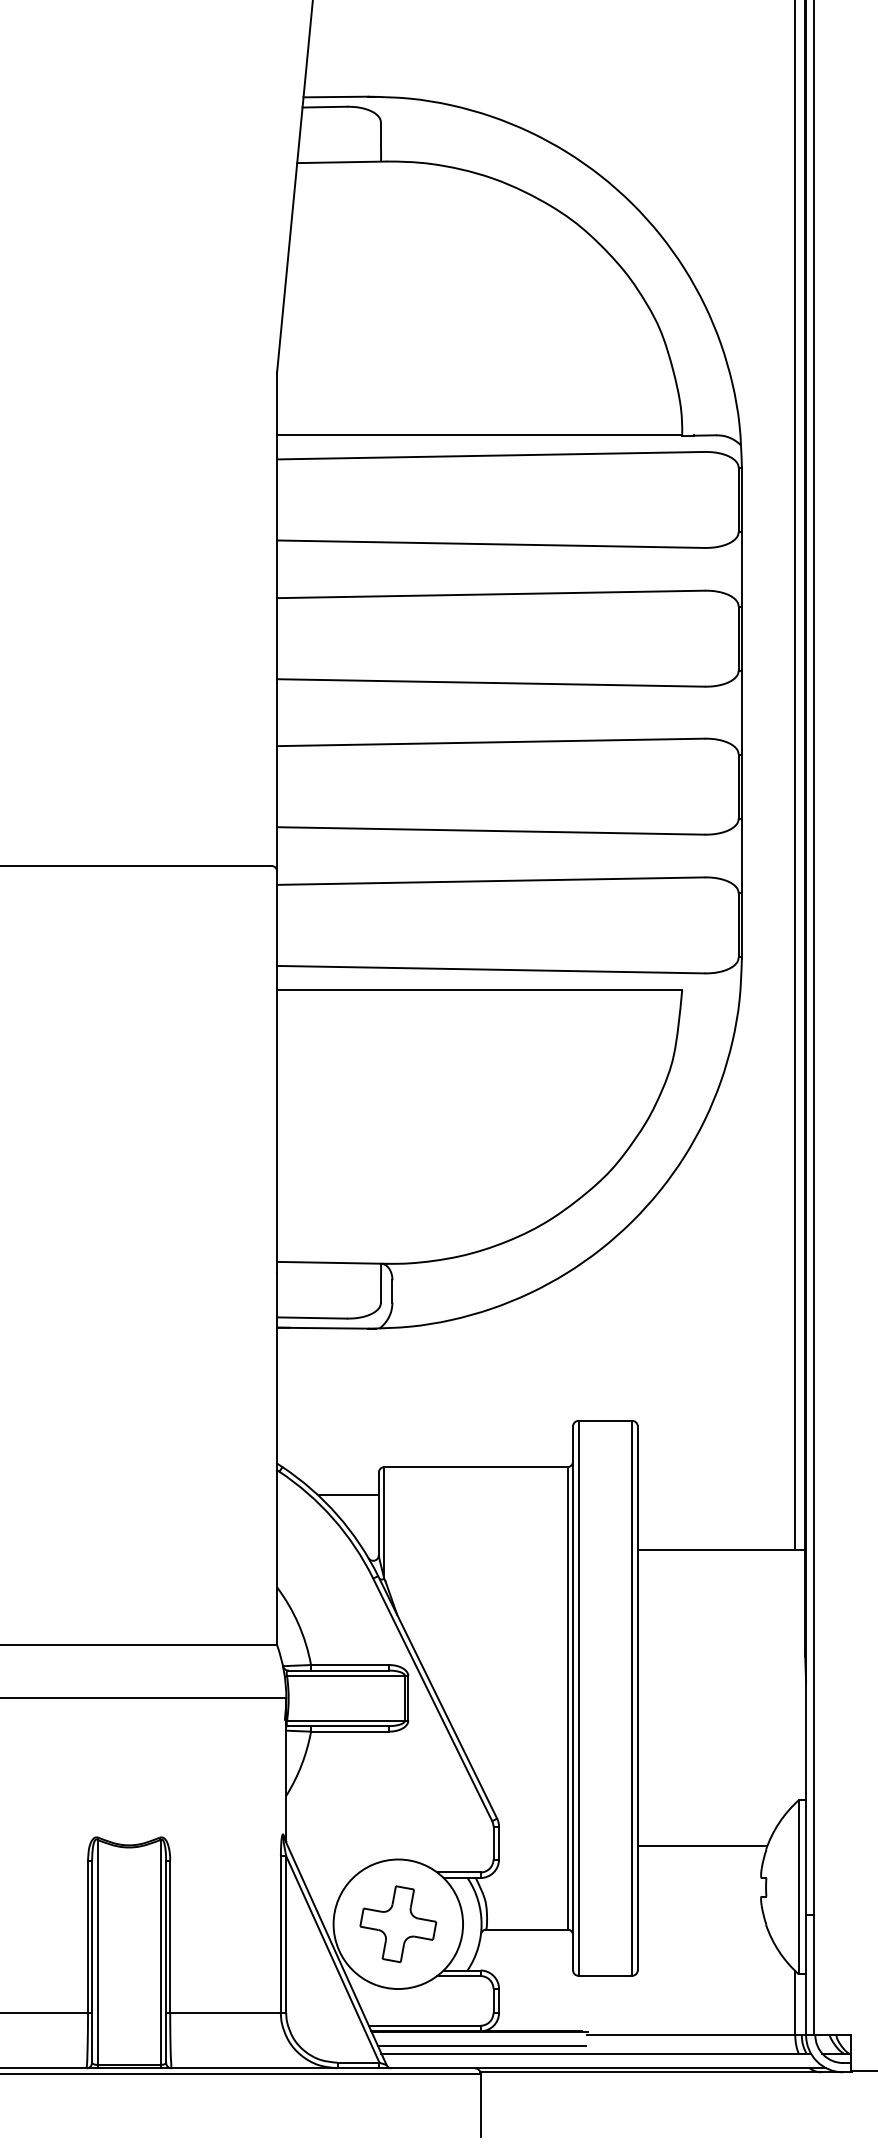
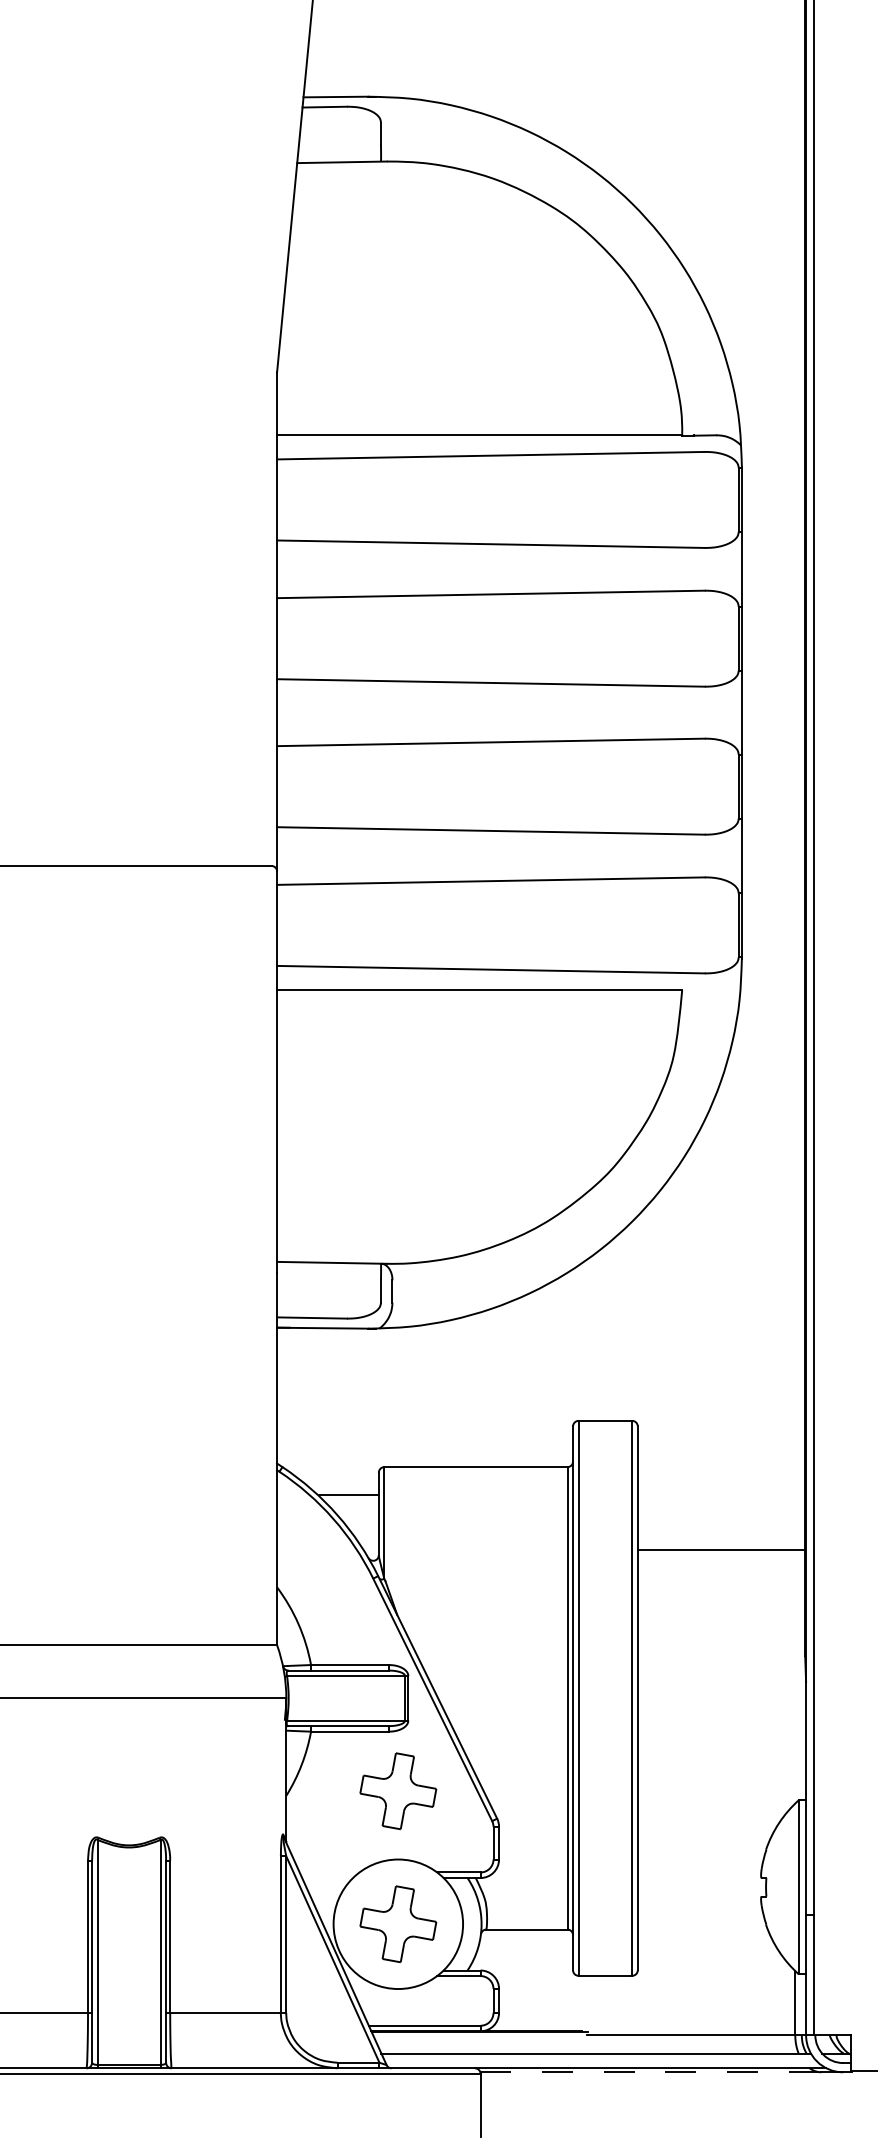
line: present -> none (795, 776)
part: none -> present (398, 1791)
line: present -> none (702, 1846)
line: present -> none (481, 2046)
line: solid -> dashed (650, 2072)
